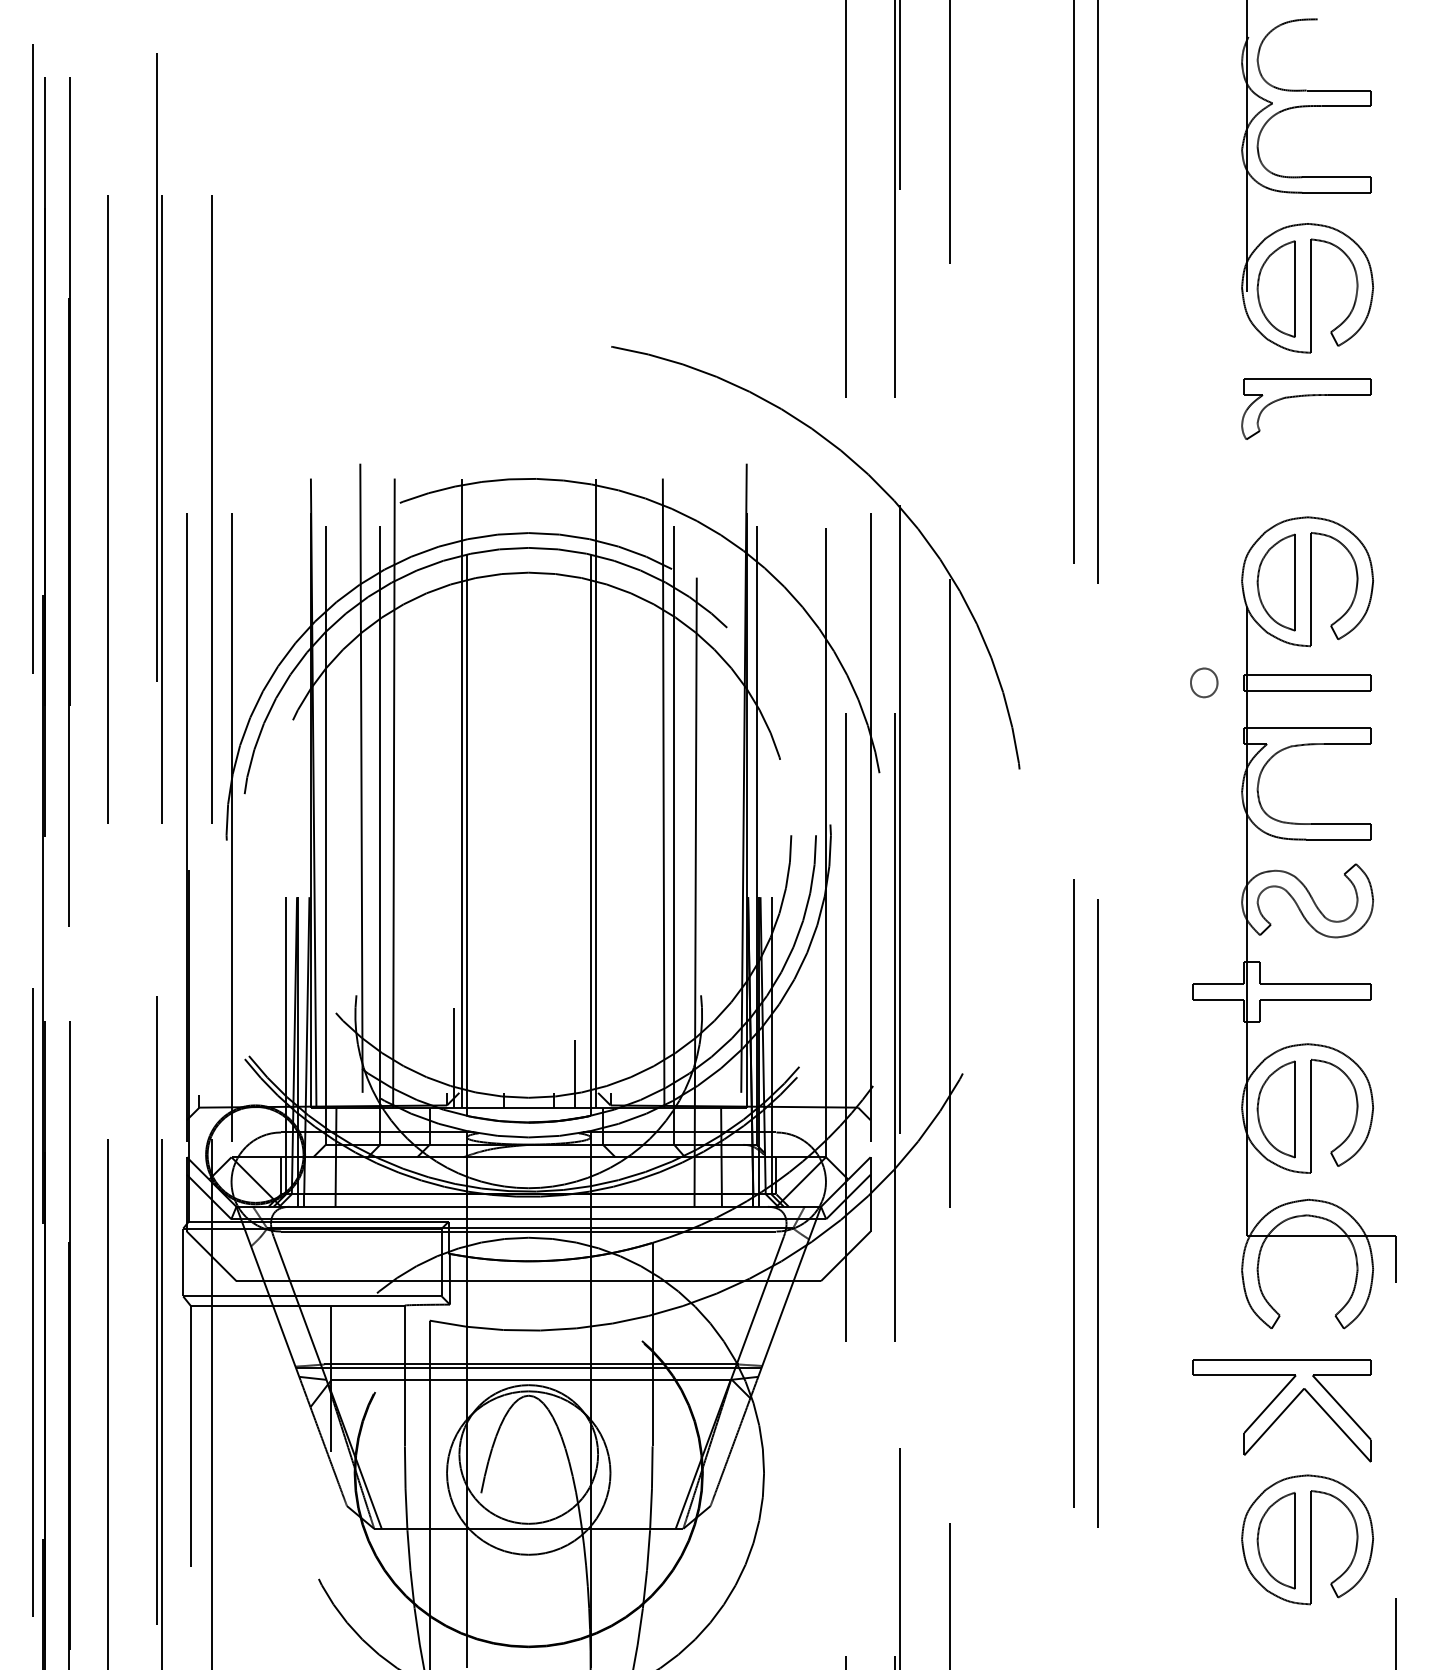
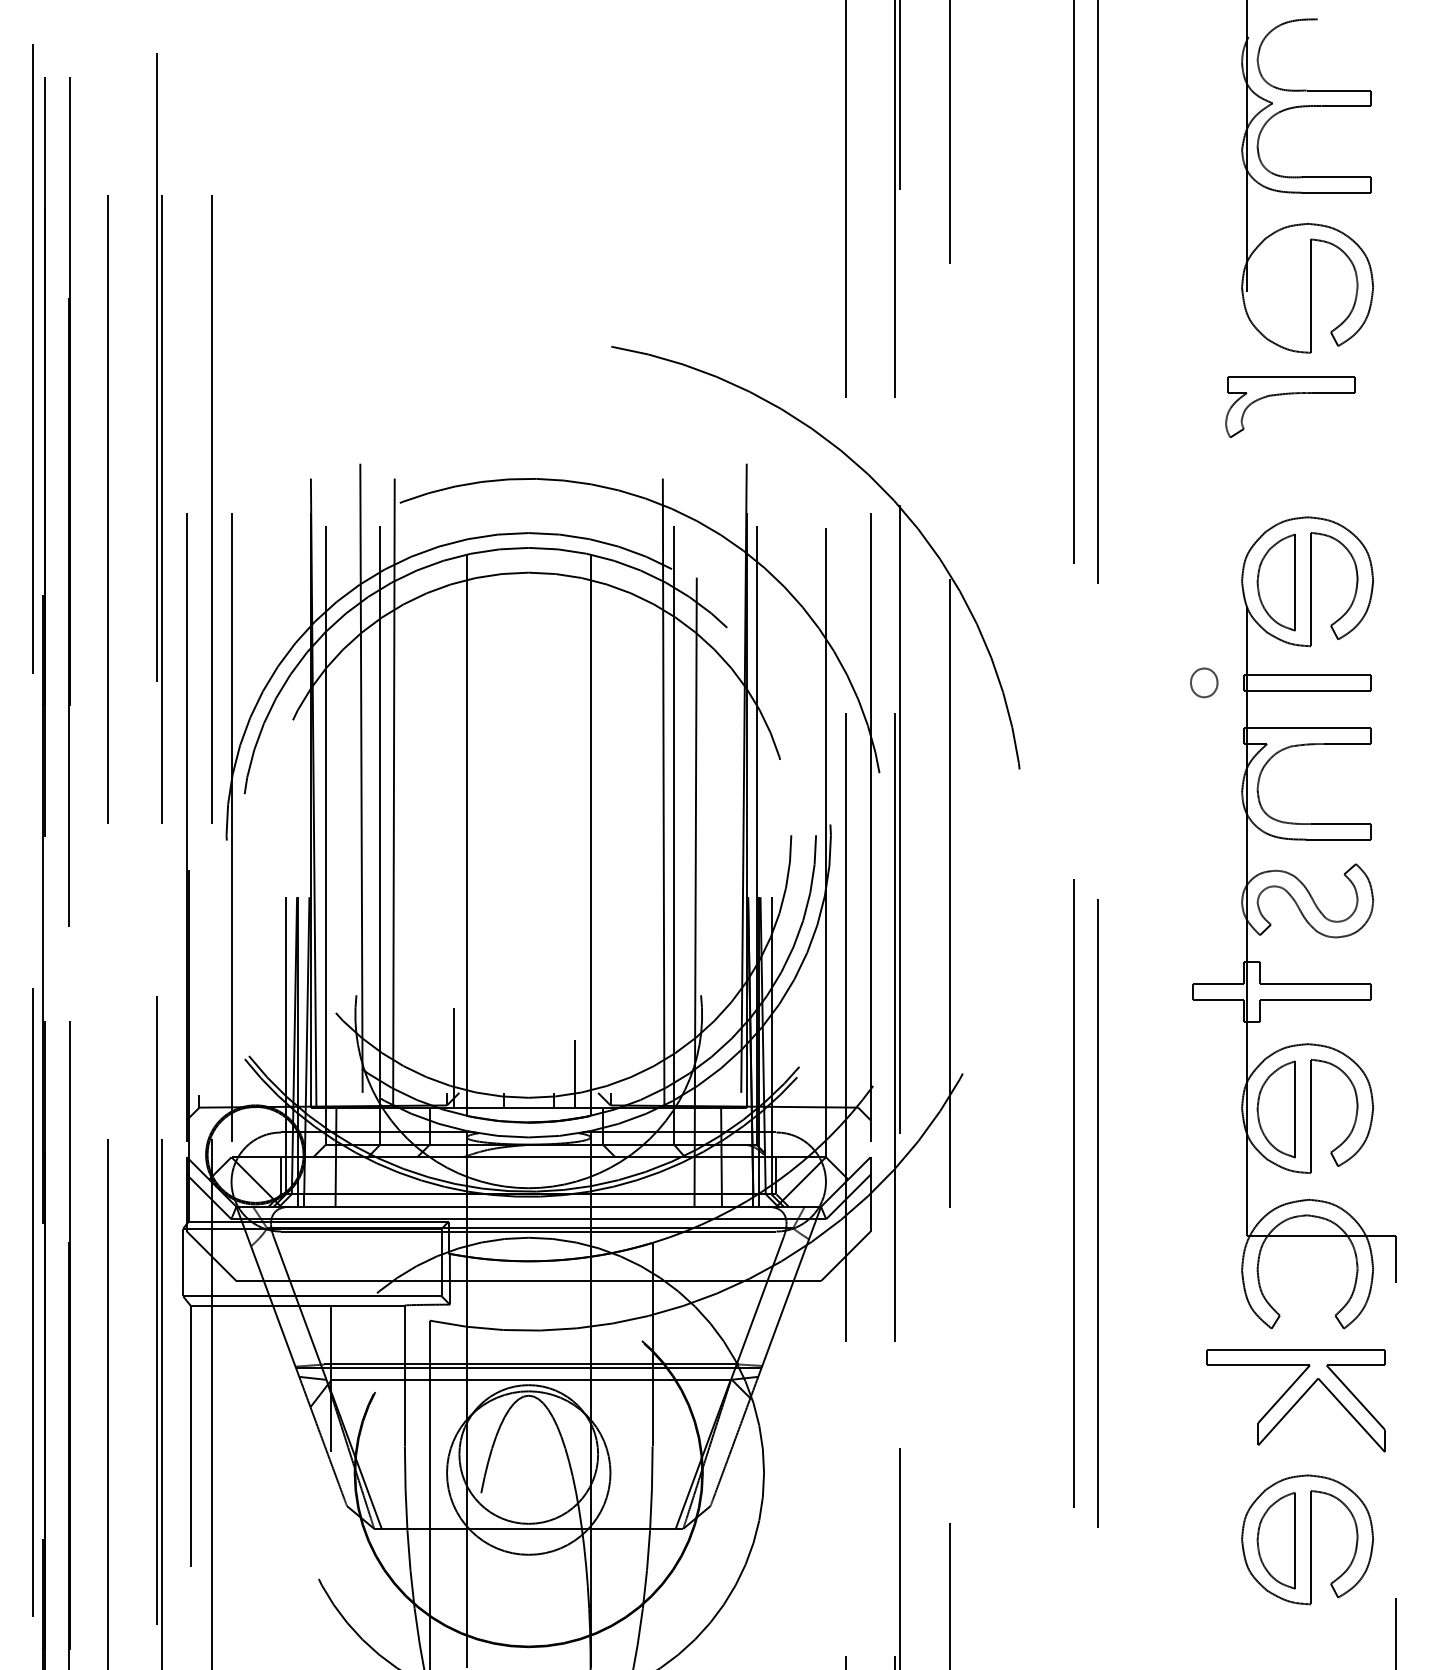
part: present -> none (1275, 288)
part position: (1306, 396) -> (1290, 394) (1290, 394)
line: present -> none (461, 785)
line: present -> none (595, 785)
part position: (1281, 1410) -> (1295, 1400) (1295, 1400)
